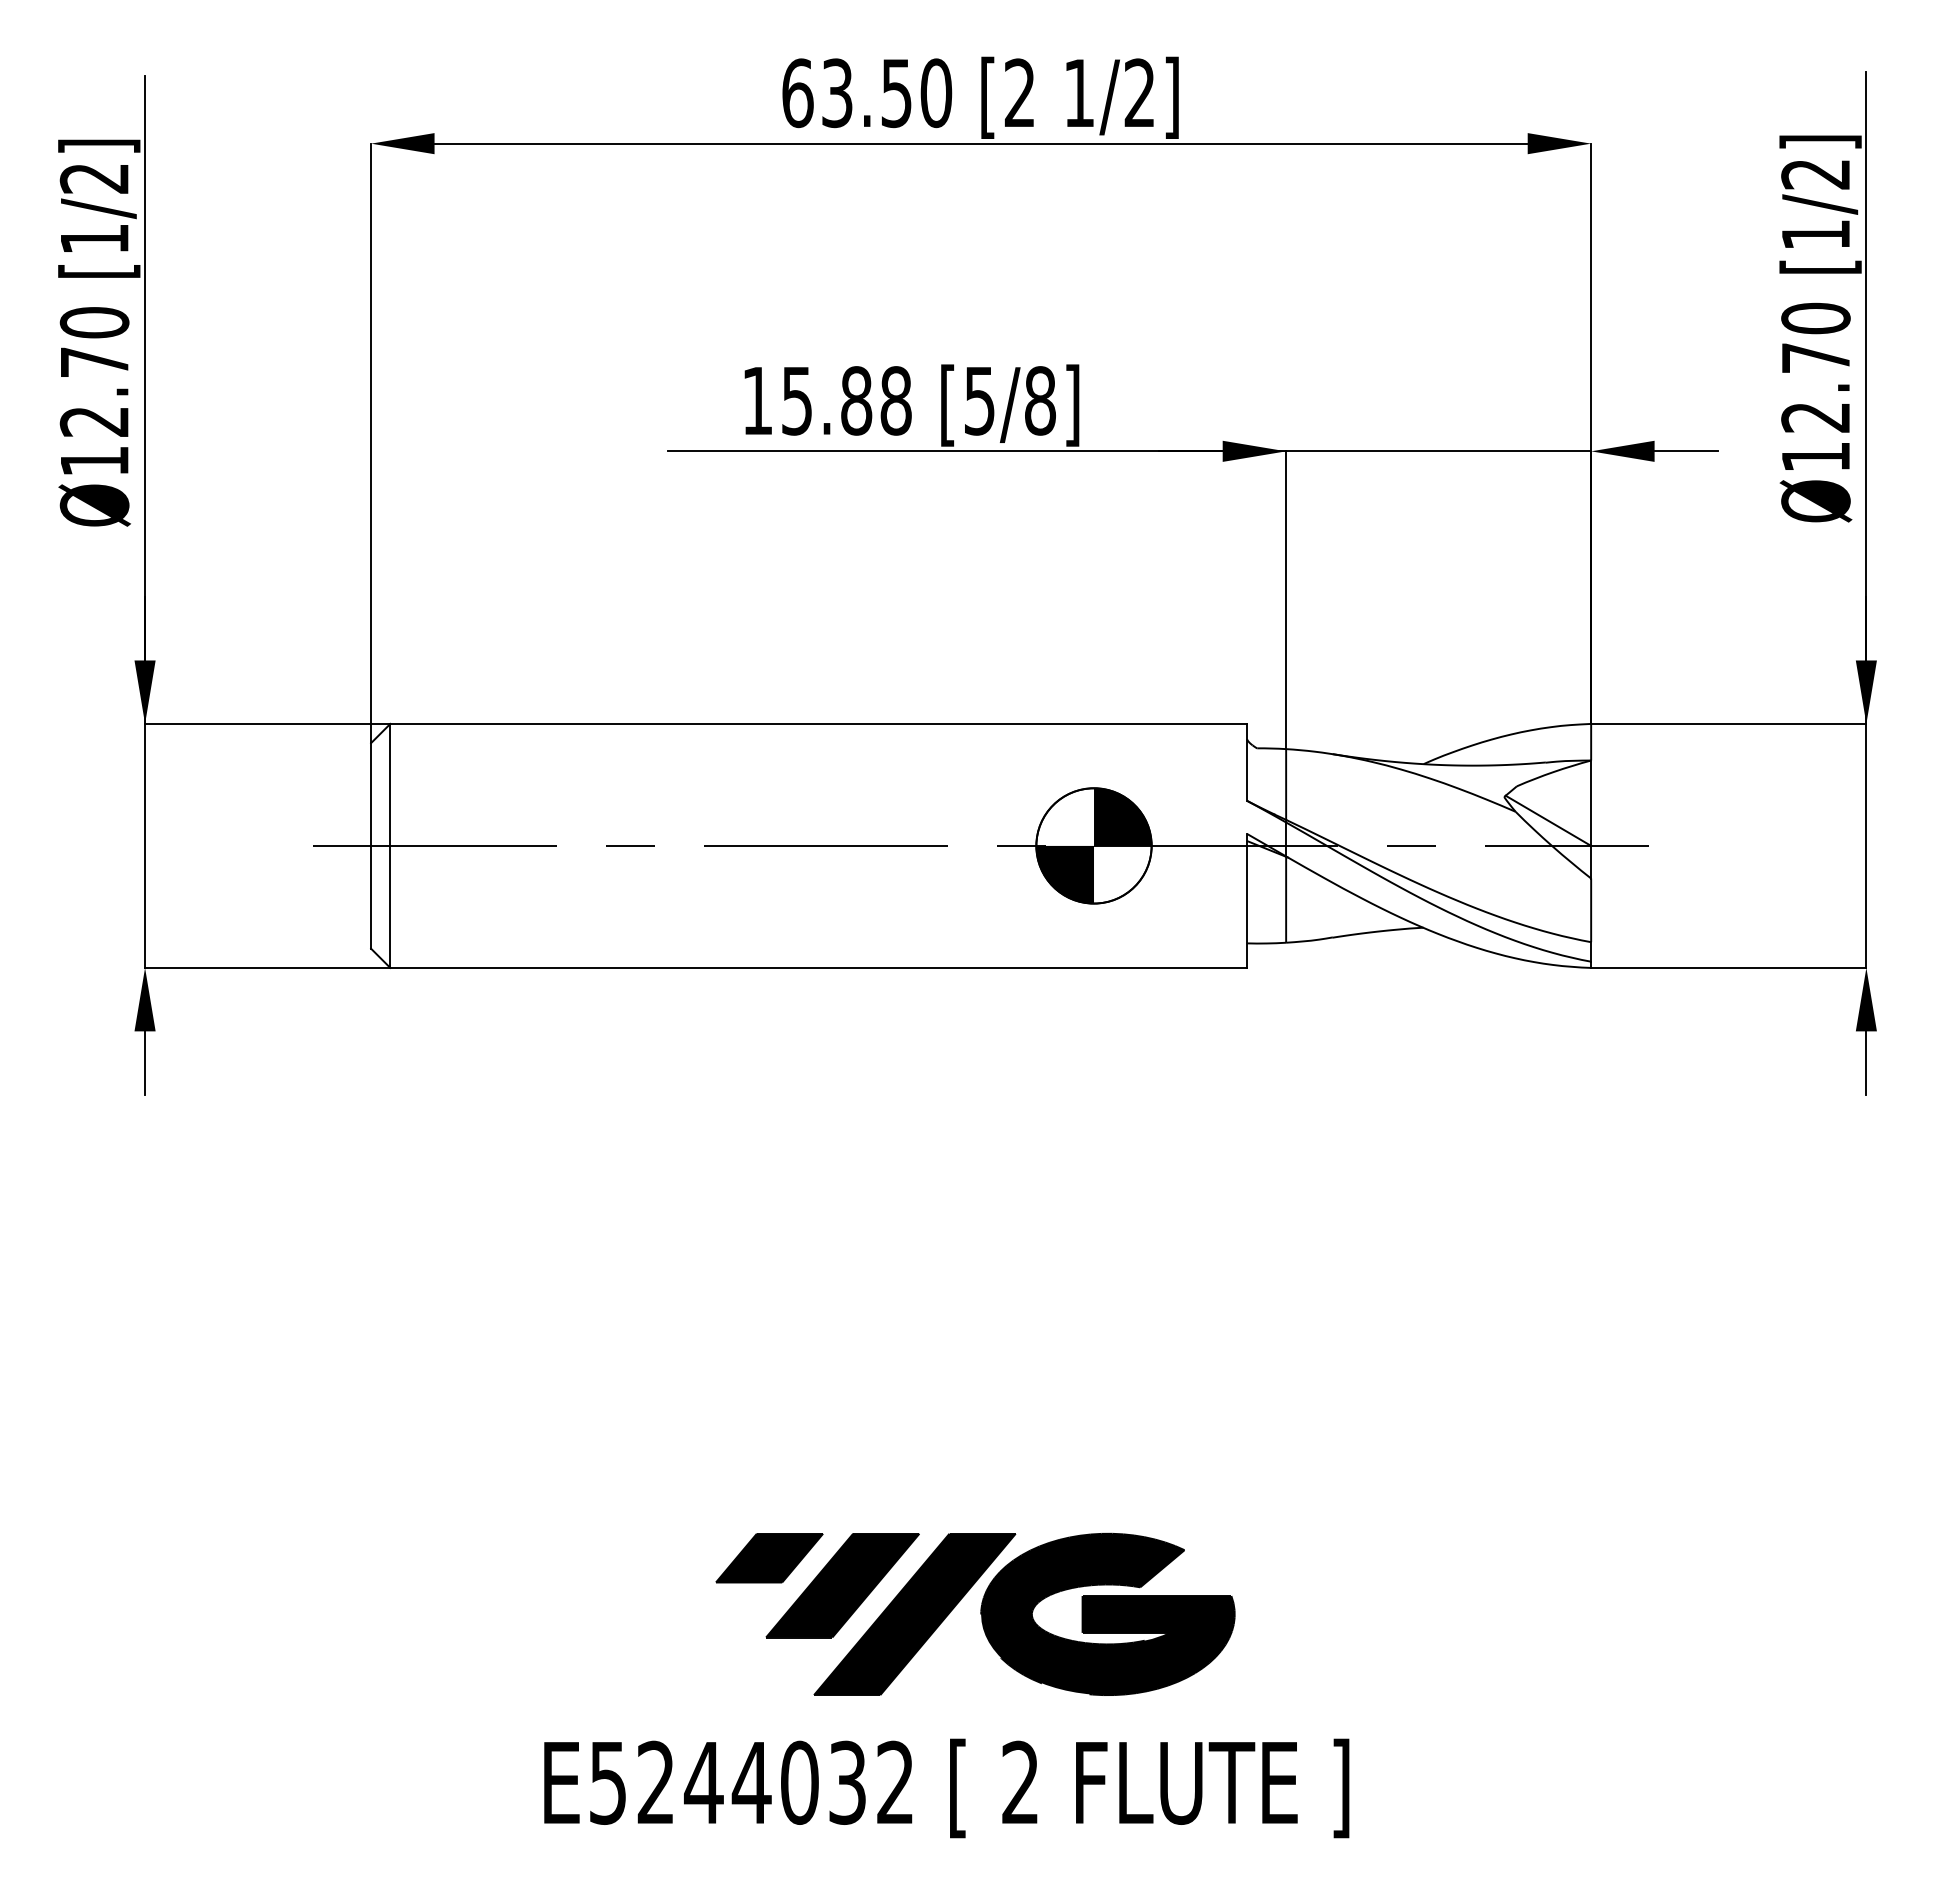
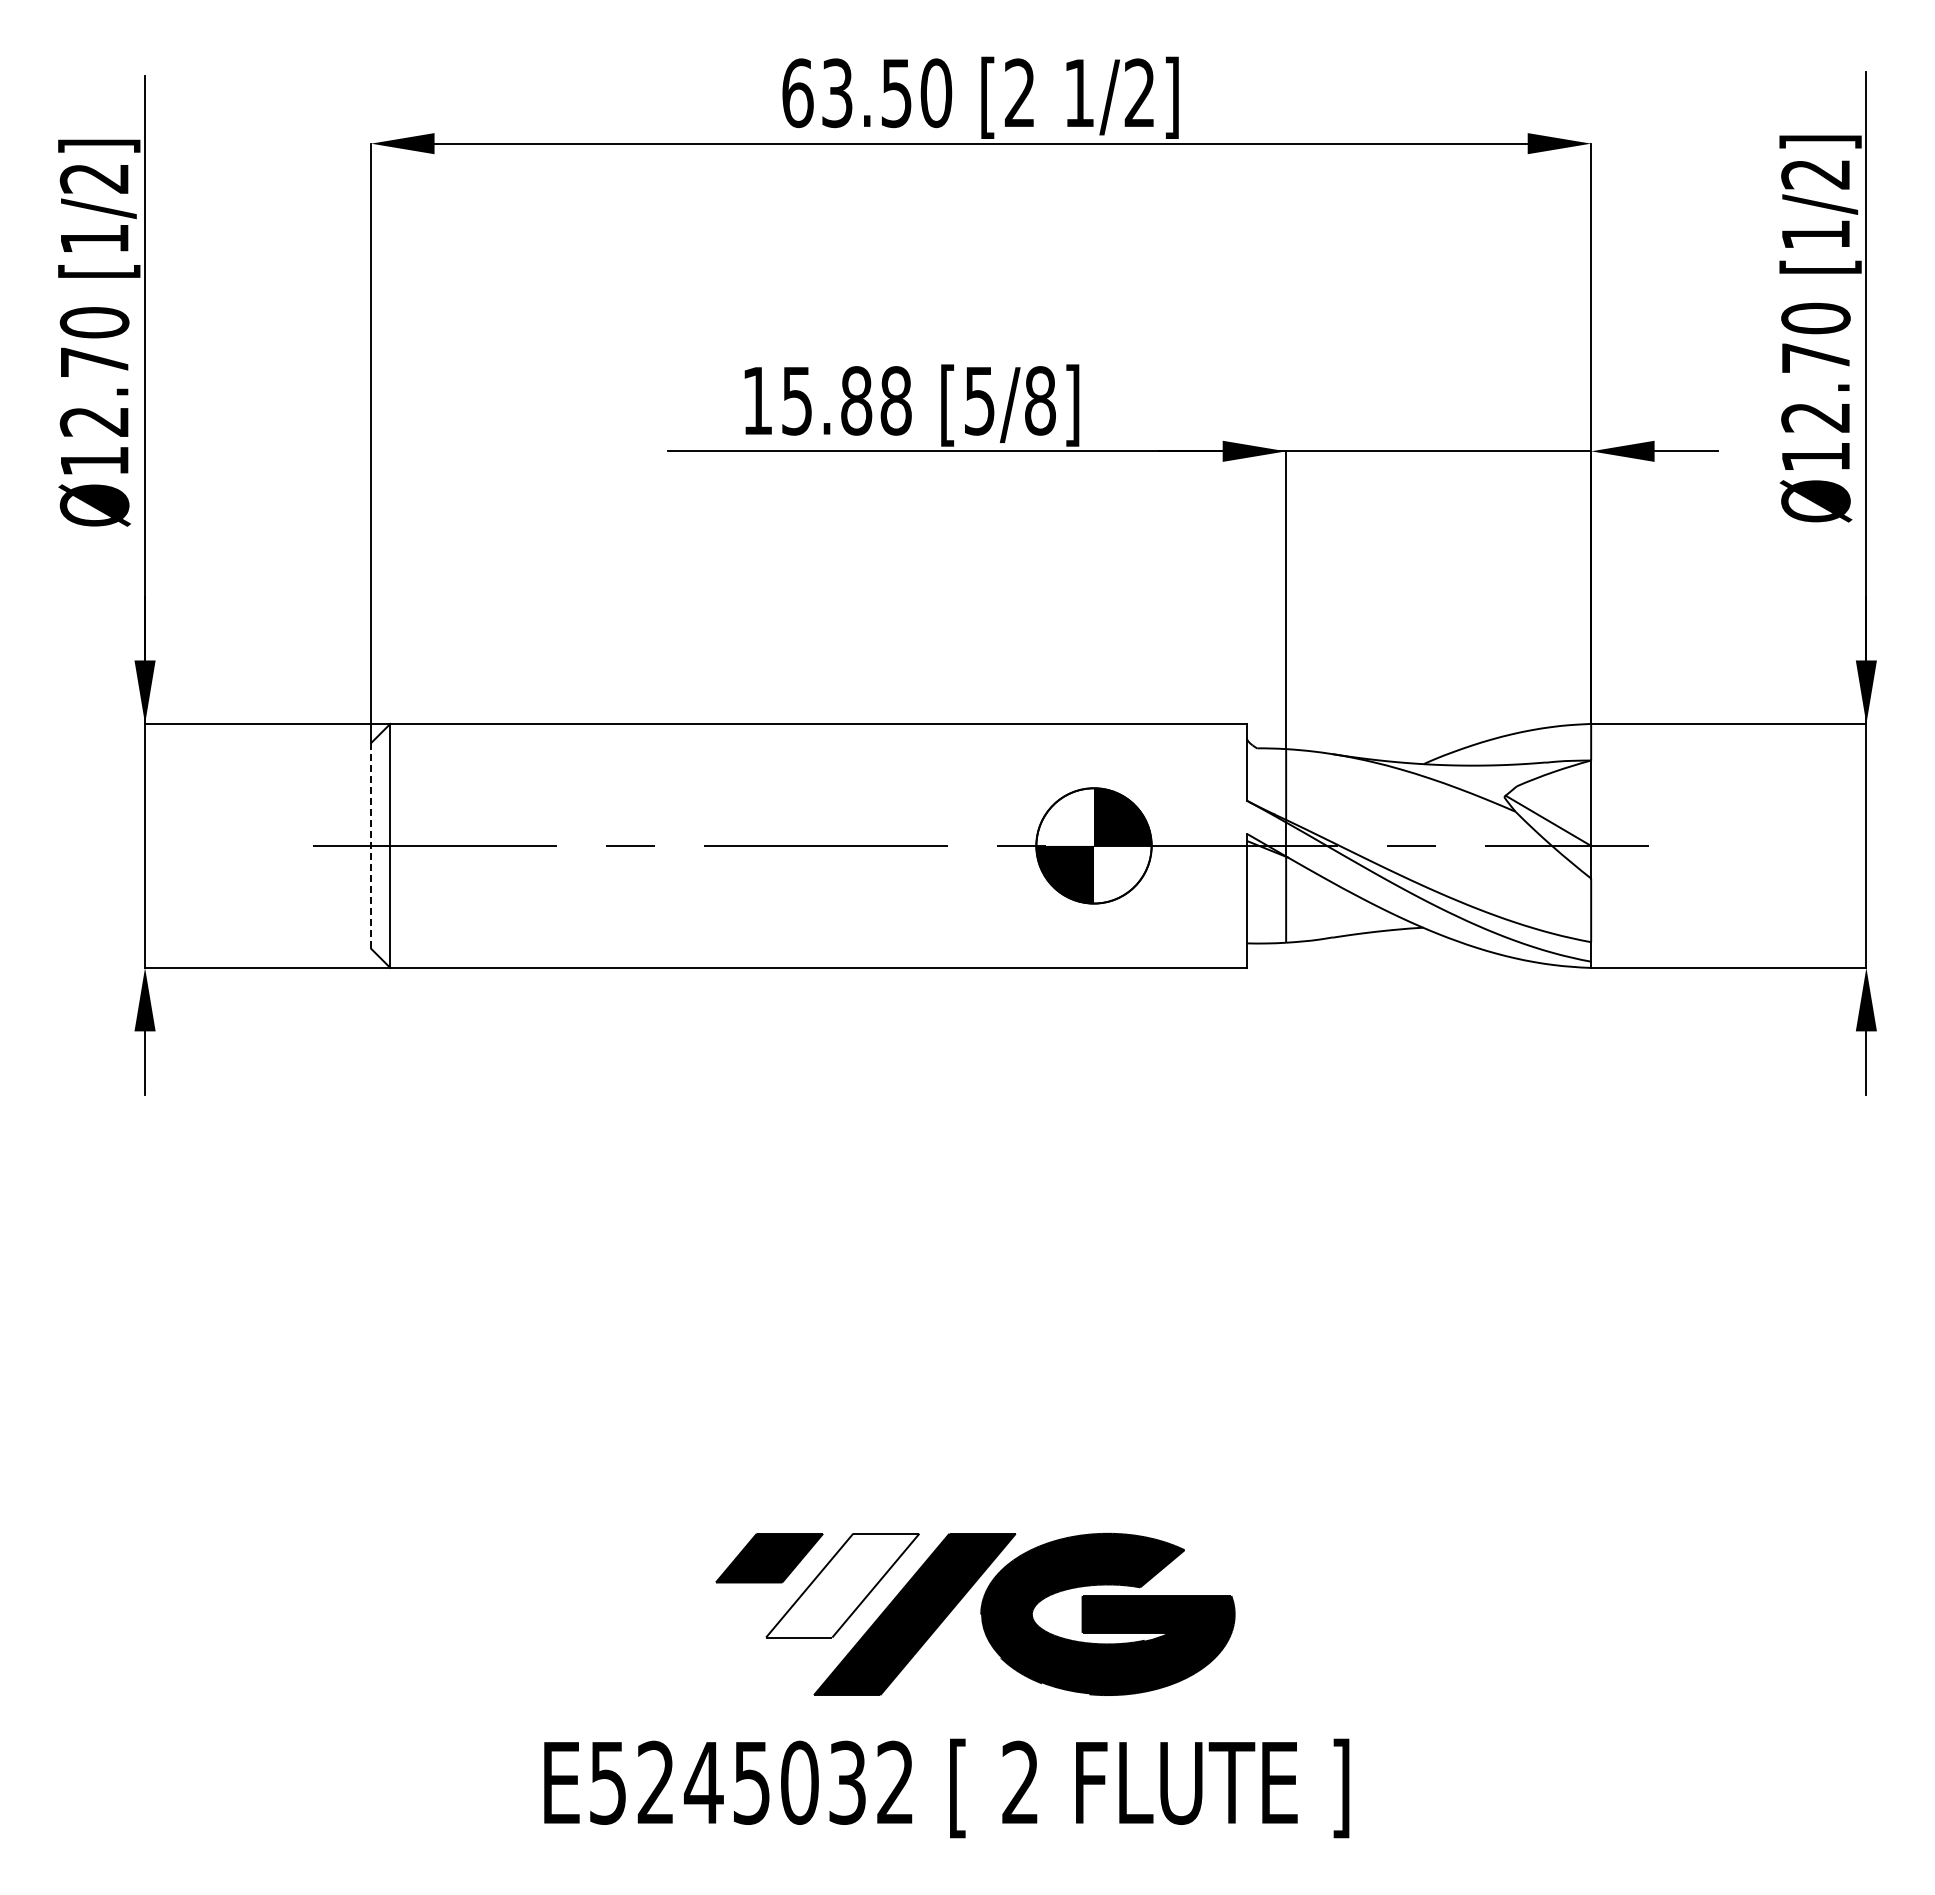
line: solid -> dashed (371, 845)
fill: present -> none (842, 1585)
text: E5244032 -> E5245032 (751, 1783)
